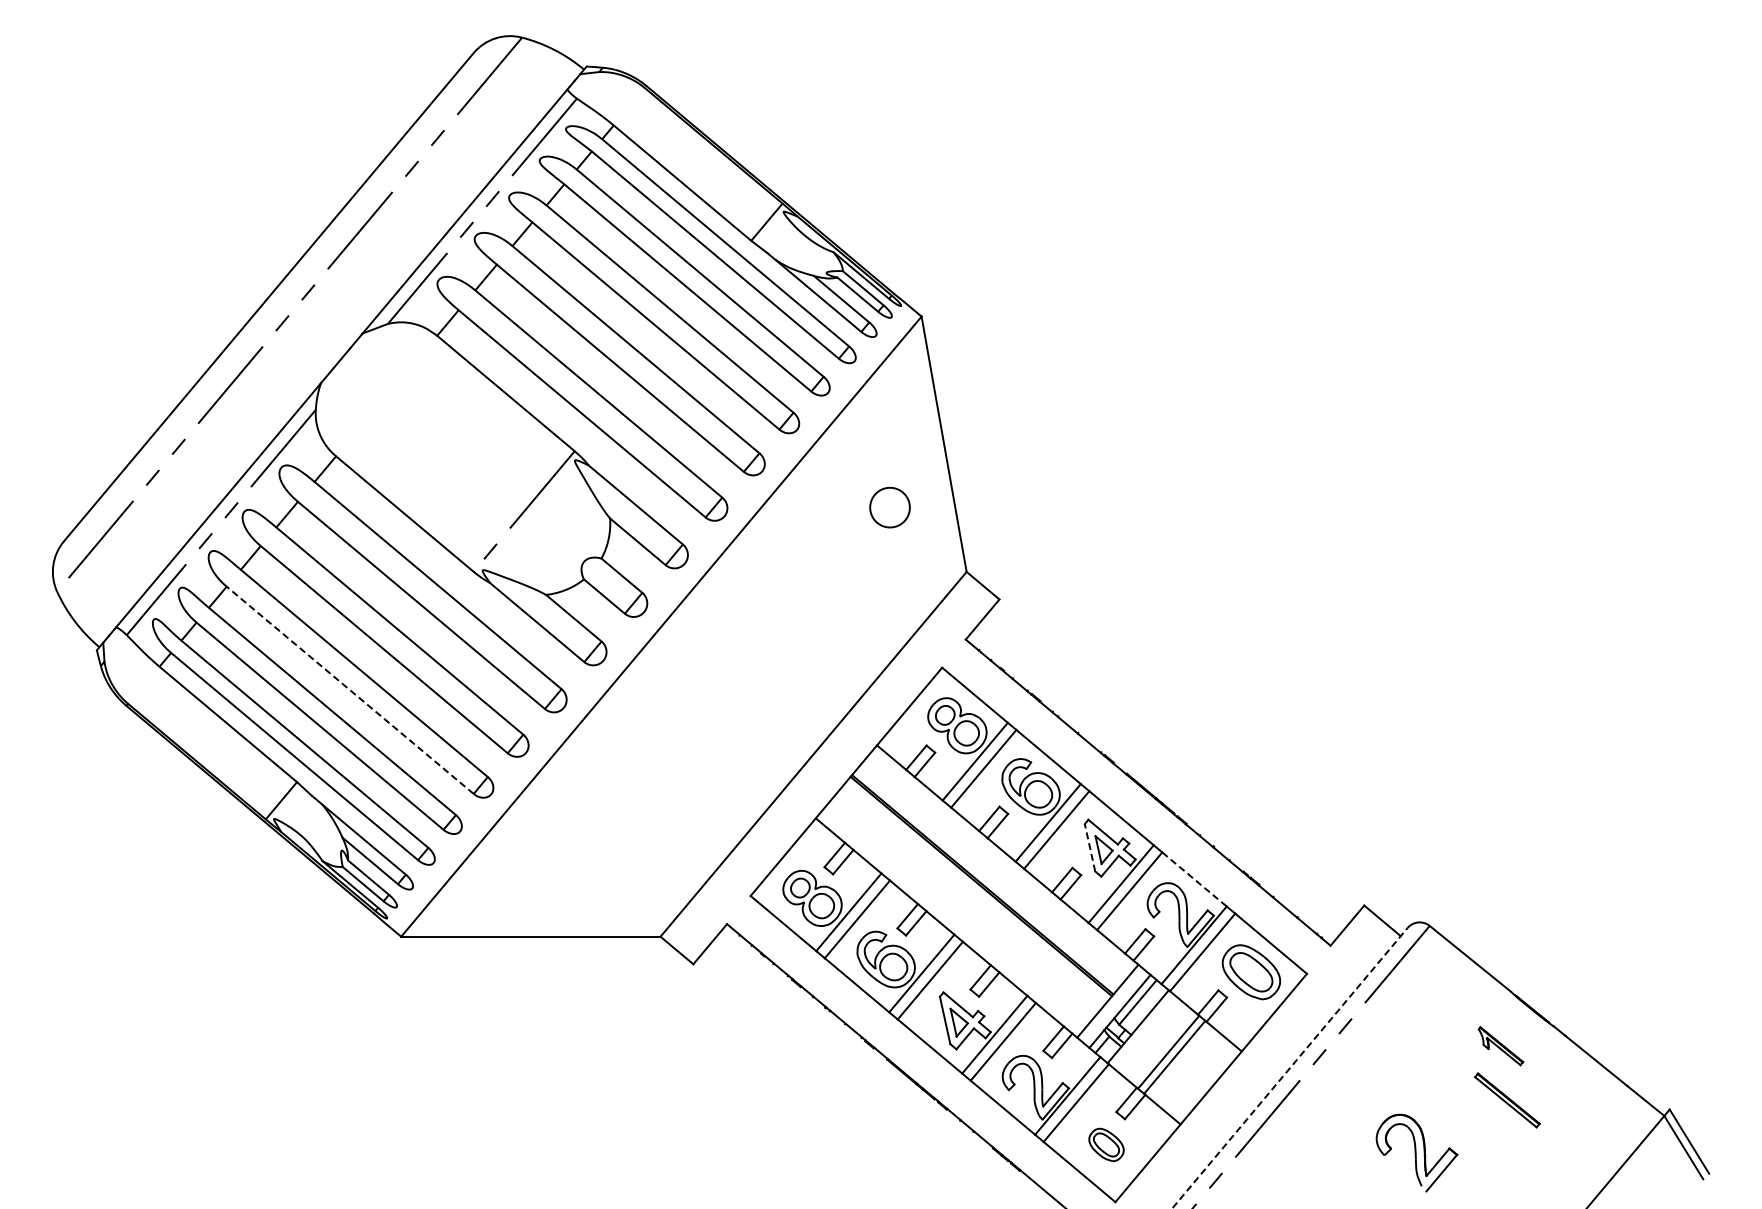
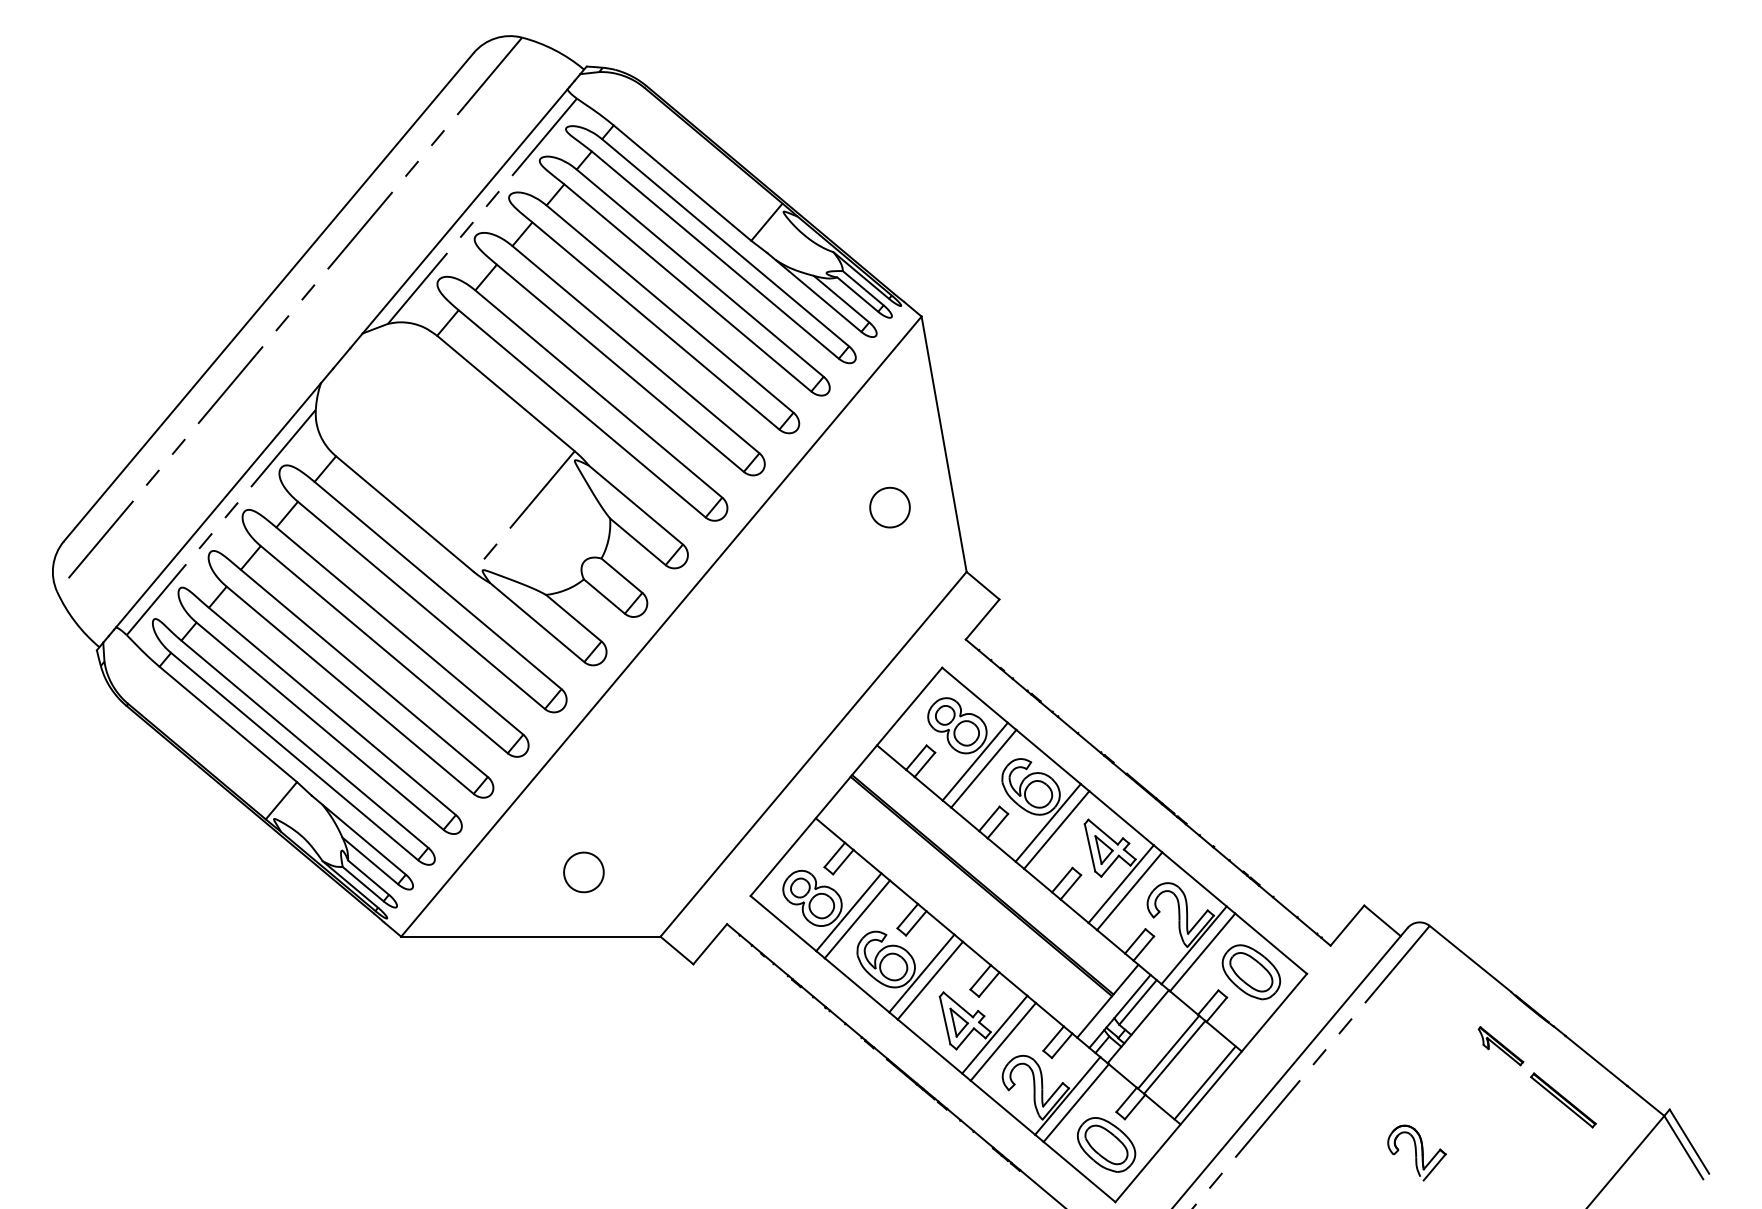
line: dashed -> solid (349, 689)
line: dashed -> solid (1089, 847)
part: none -> present (583, 872)
line: dashed -> solid (1194, 879)
line: dashed -> solid (1290, 1068)
line: none -> present (1204, 1082)
part position: (1507, 1100) -> (1563, 1100) (1563, 1100)
part size: 37x36 px -> 61x56 px (1106, 1144)
part size: 84x80 px -> 60x58 px (1416, 1152)
